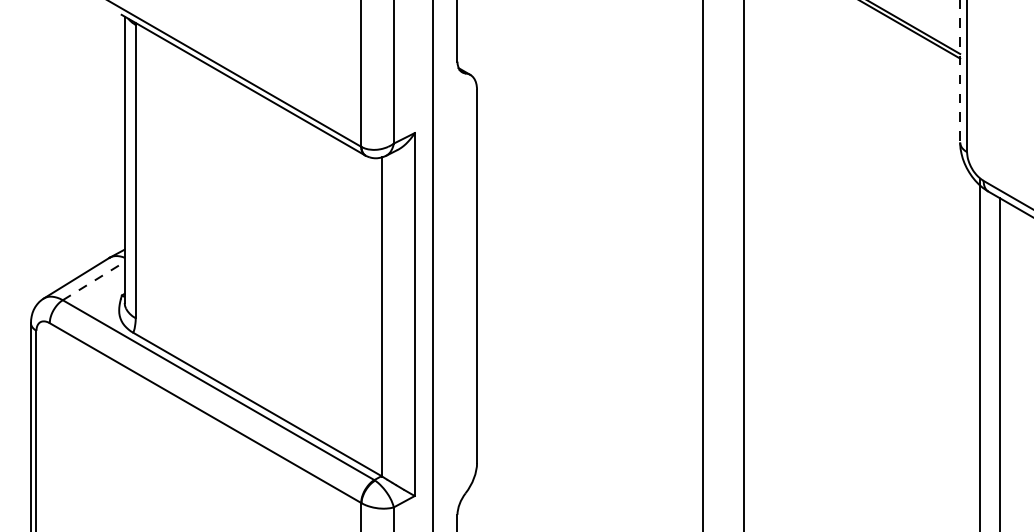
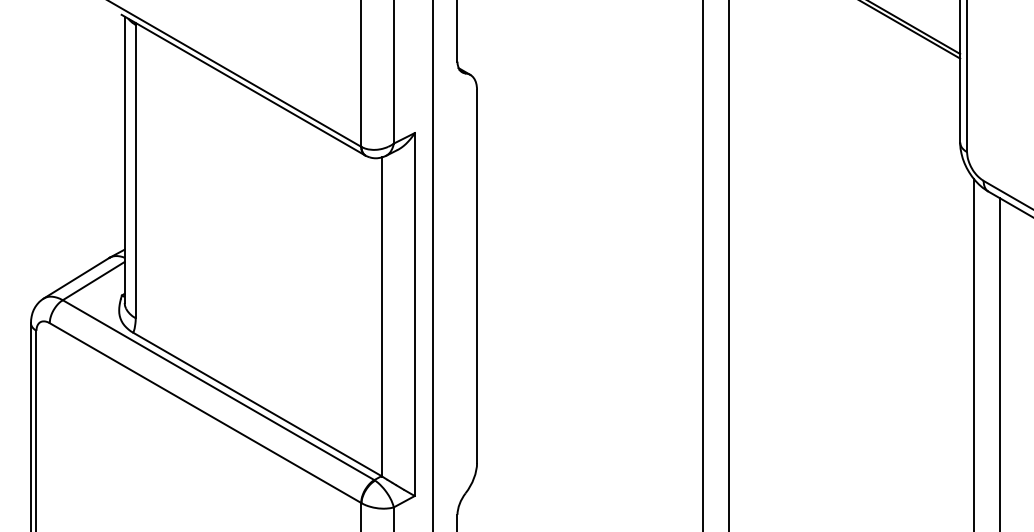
line: dashed -> solid (960, 71)
line position: (744, 265) -> (729, 265) (729, 265)
line: dashed -> solid (94, 280)
line position: (979, 353) -> (973, 353) (973, 353)
